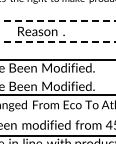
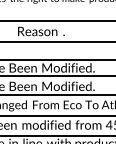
line: dashed -> solid (58, 20)
line: dashed -> solid (58, 41)
line: none -> present (57, 76)
line: none -> present (57, 115)
